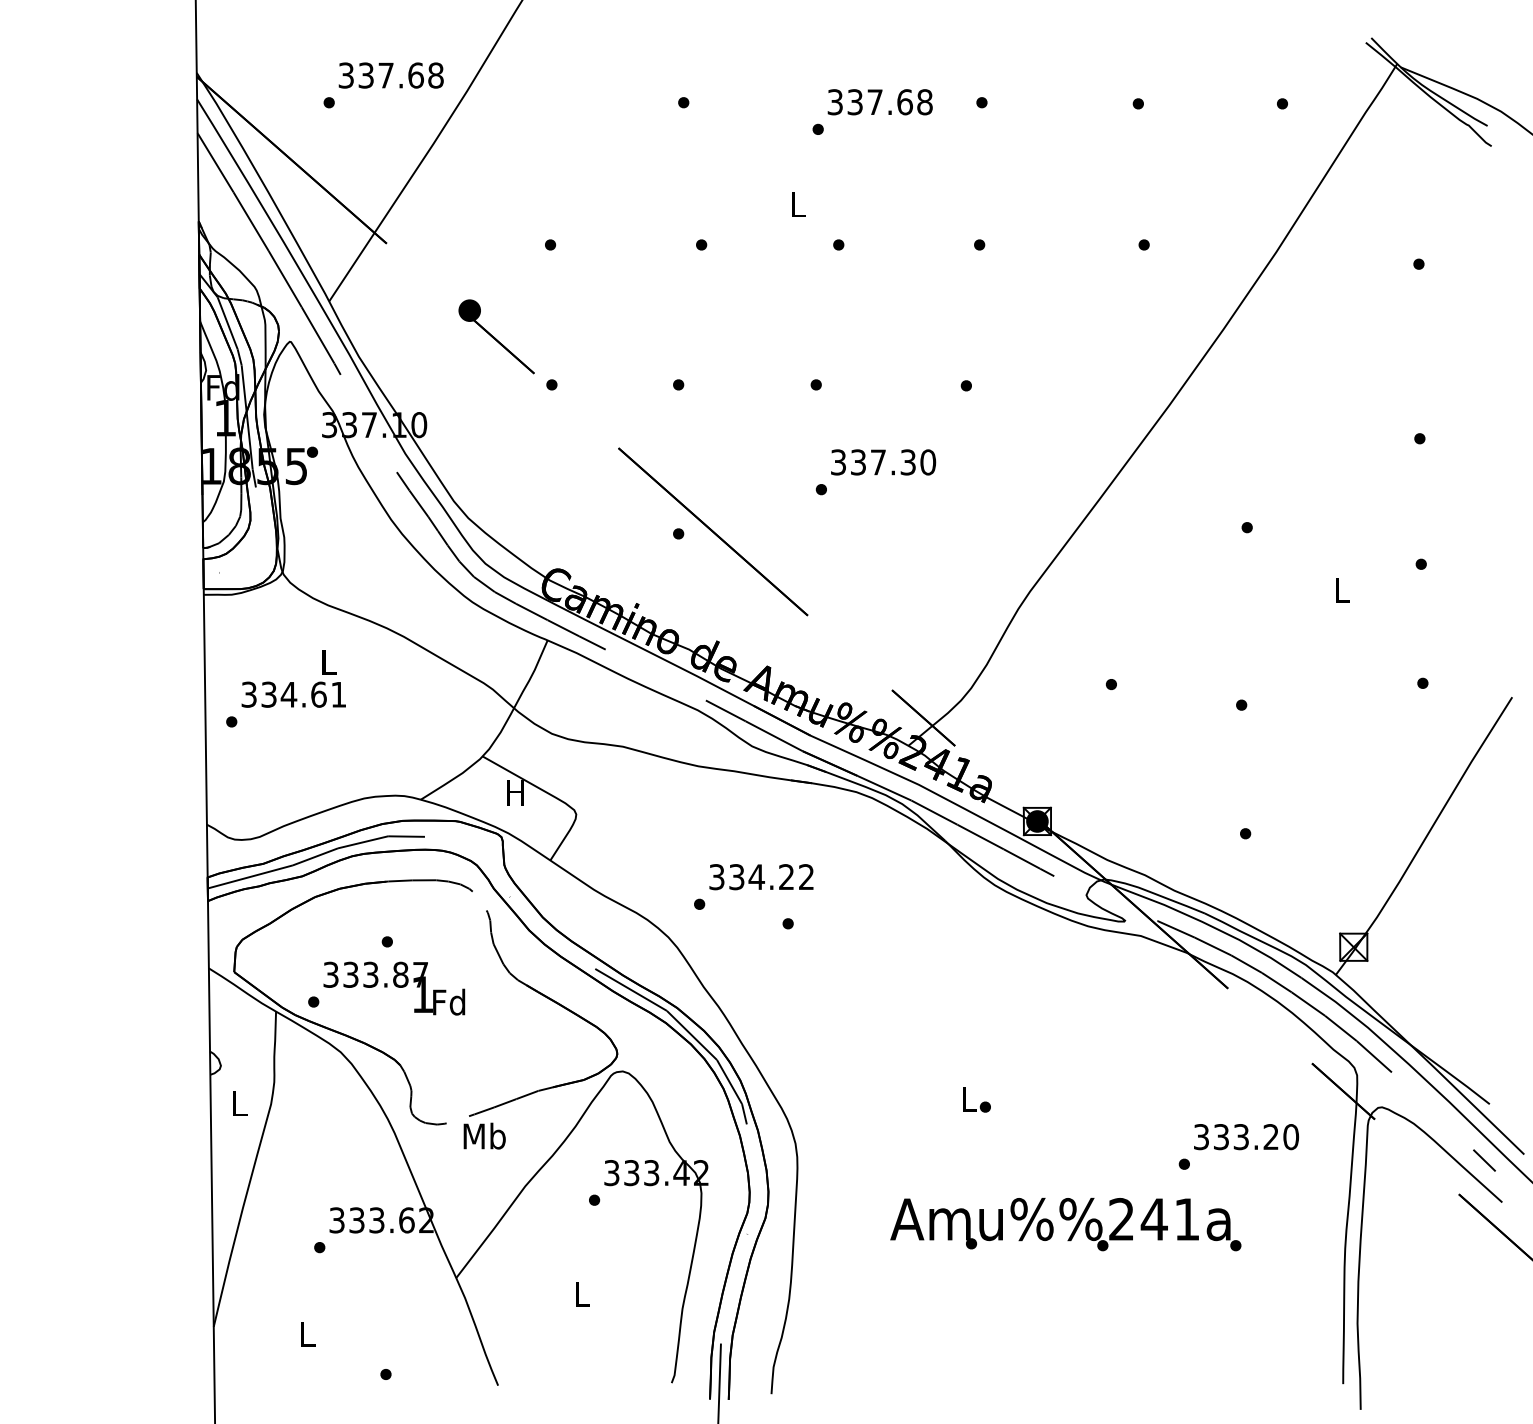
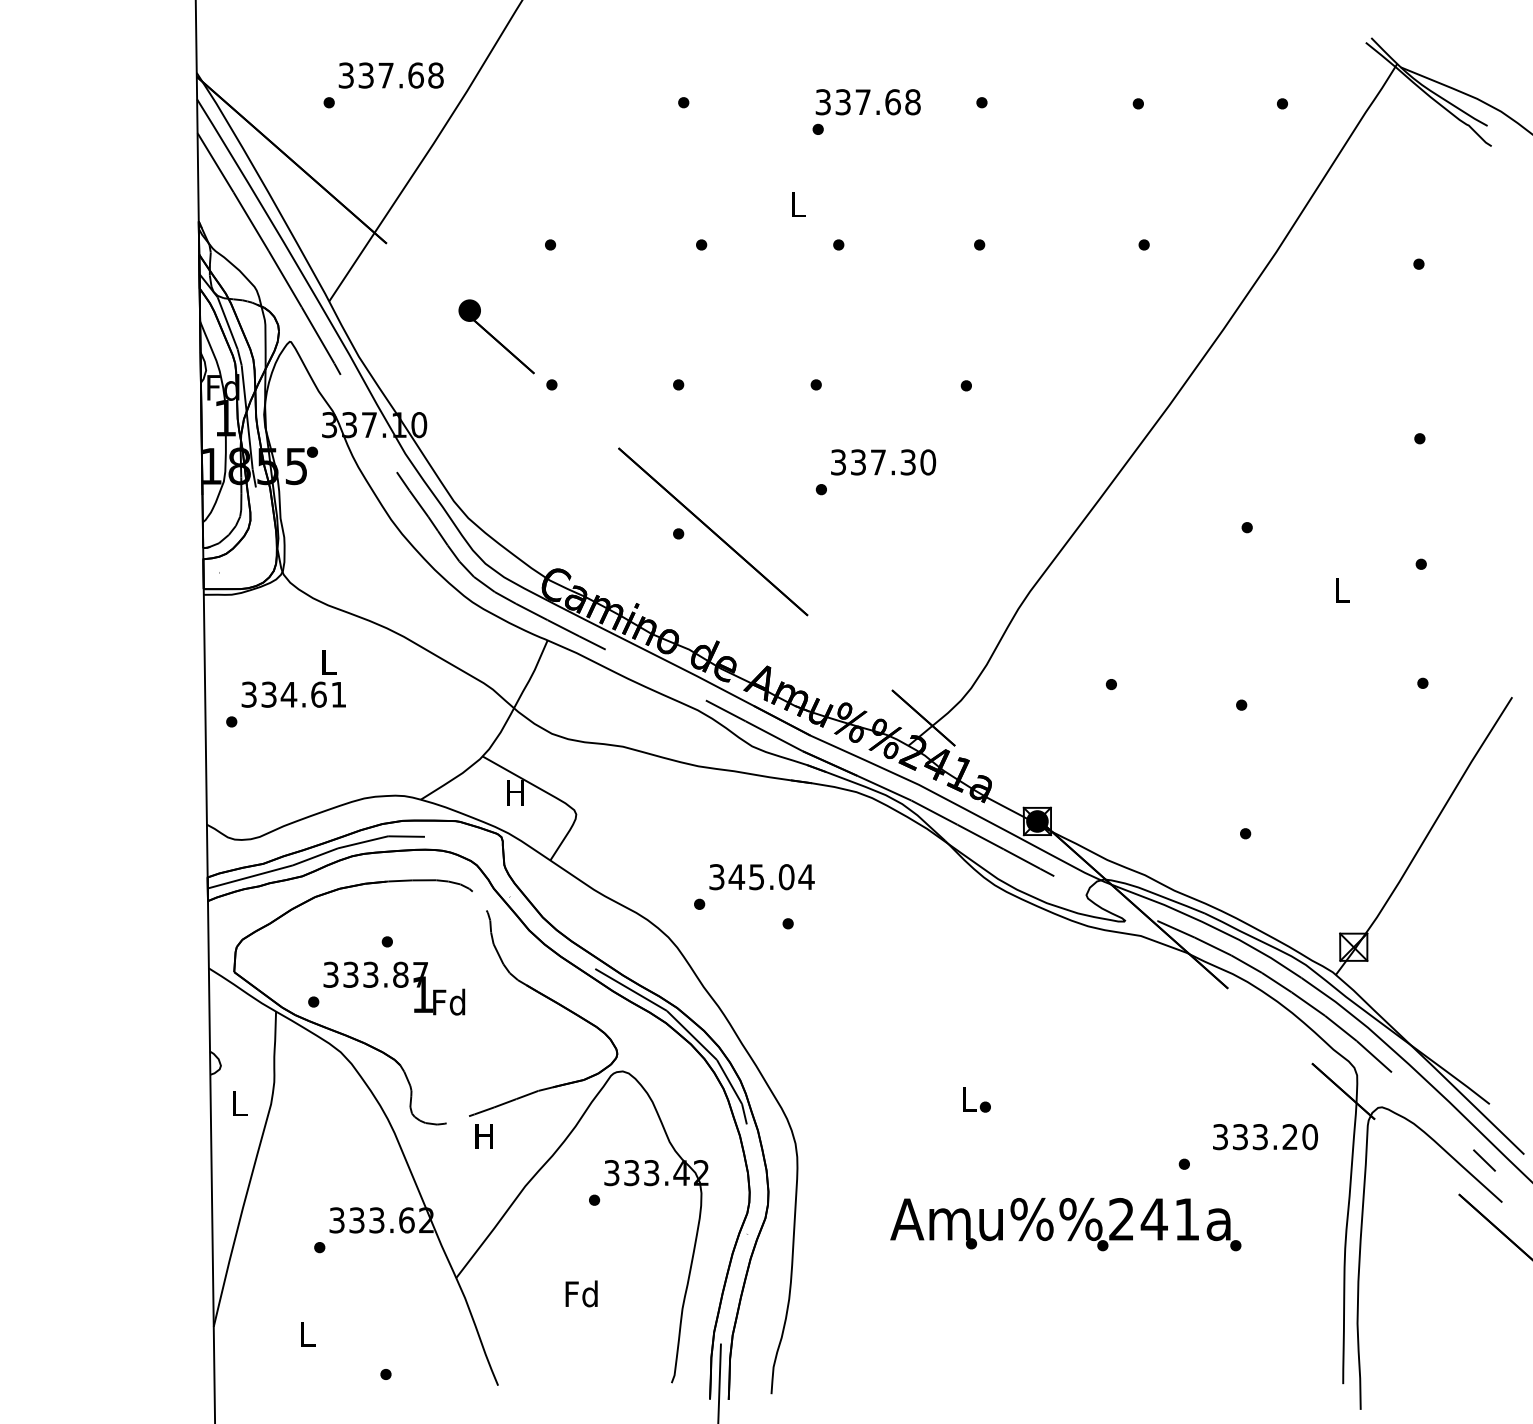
text position: (879, 102) -> (867, 102) (867, 102)
text: 334.22 -> 345.04 (771, 877)
text: Mb -> H (484, 1135)
text position: (1246, 1137) -> (1265, 1137) (1265, 1137)
text: L -> Fd (581, 1293)
